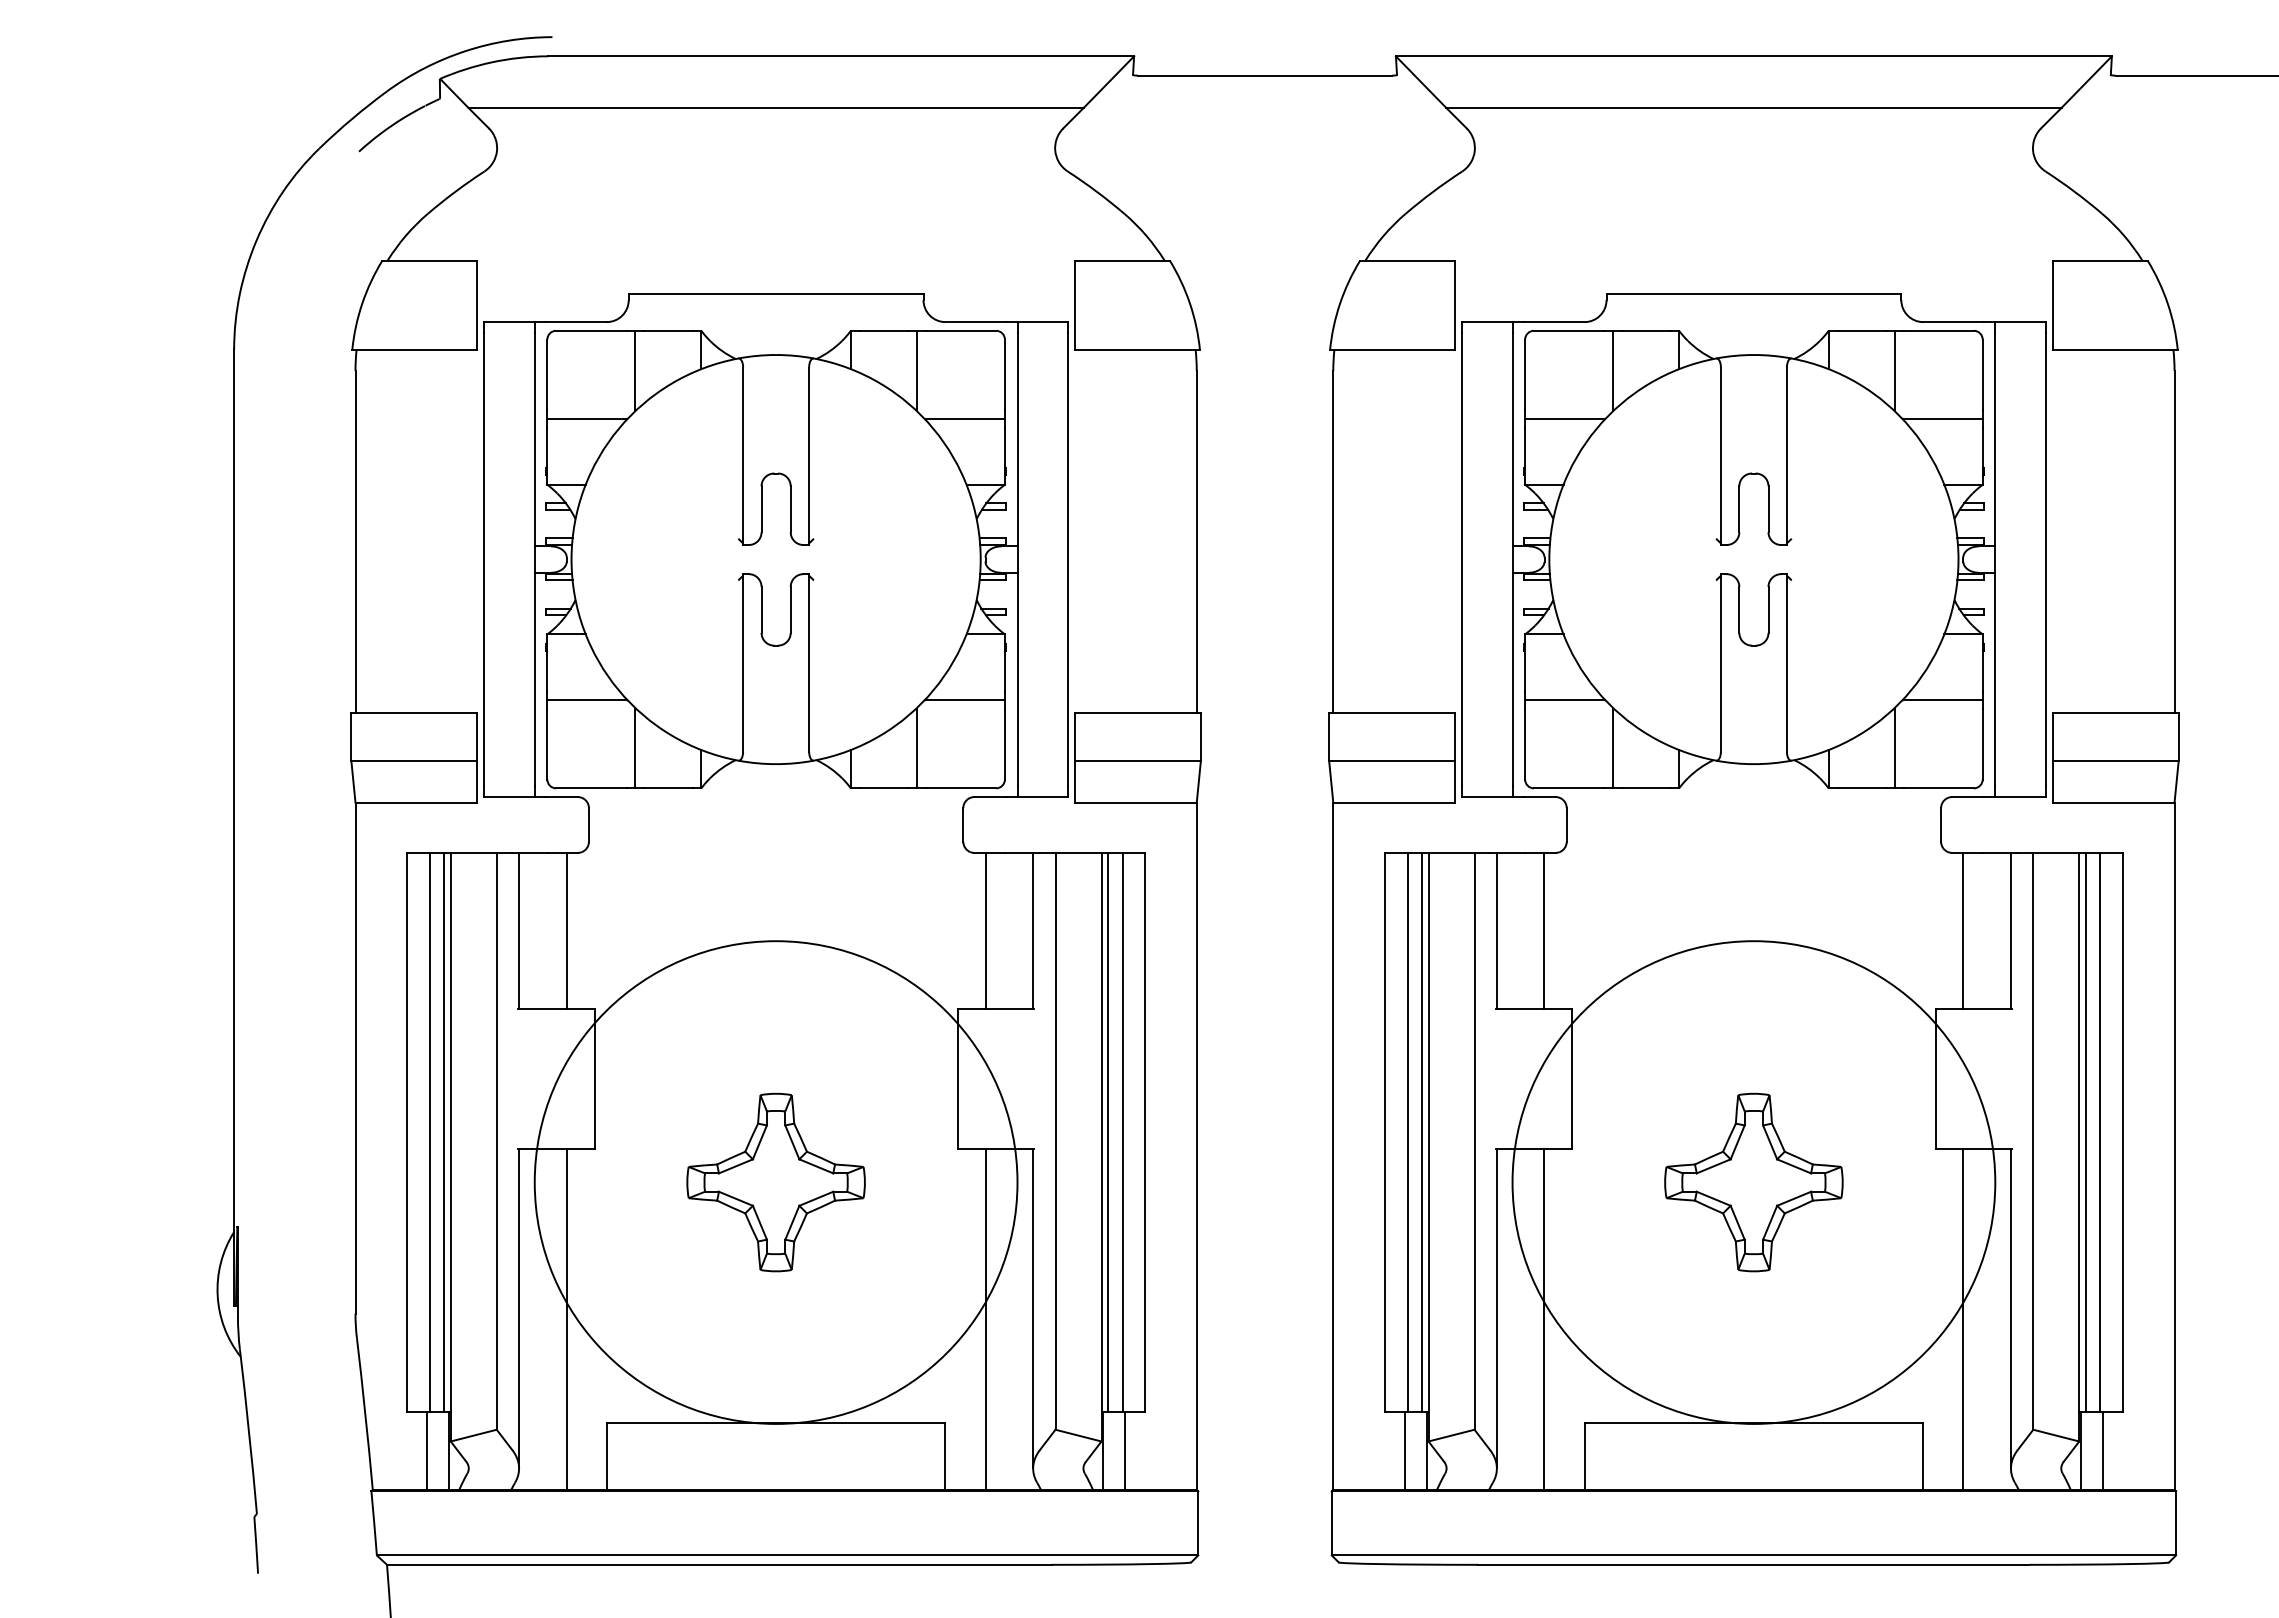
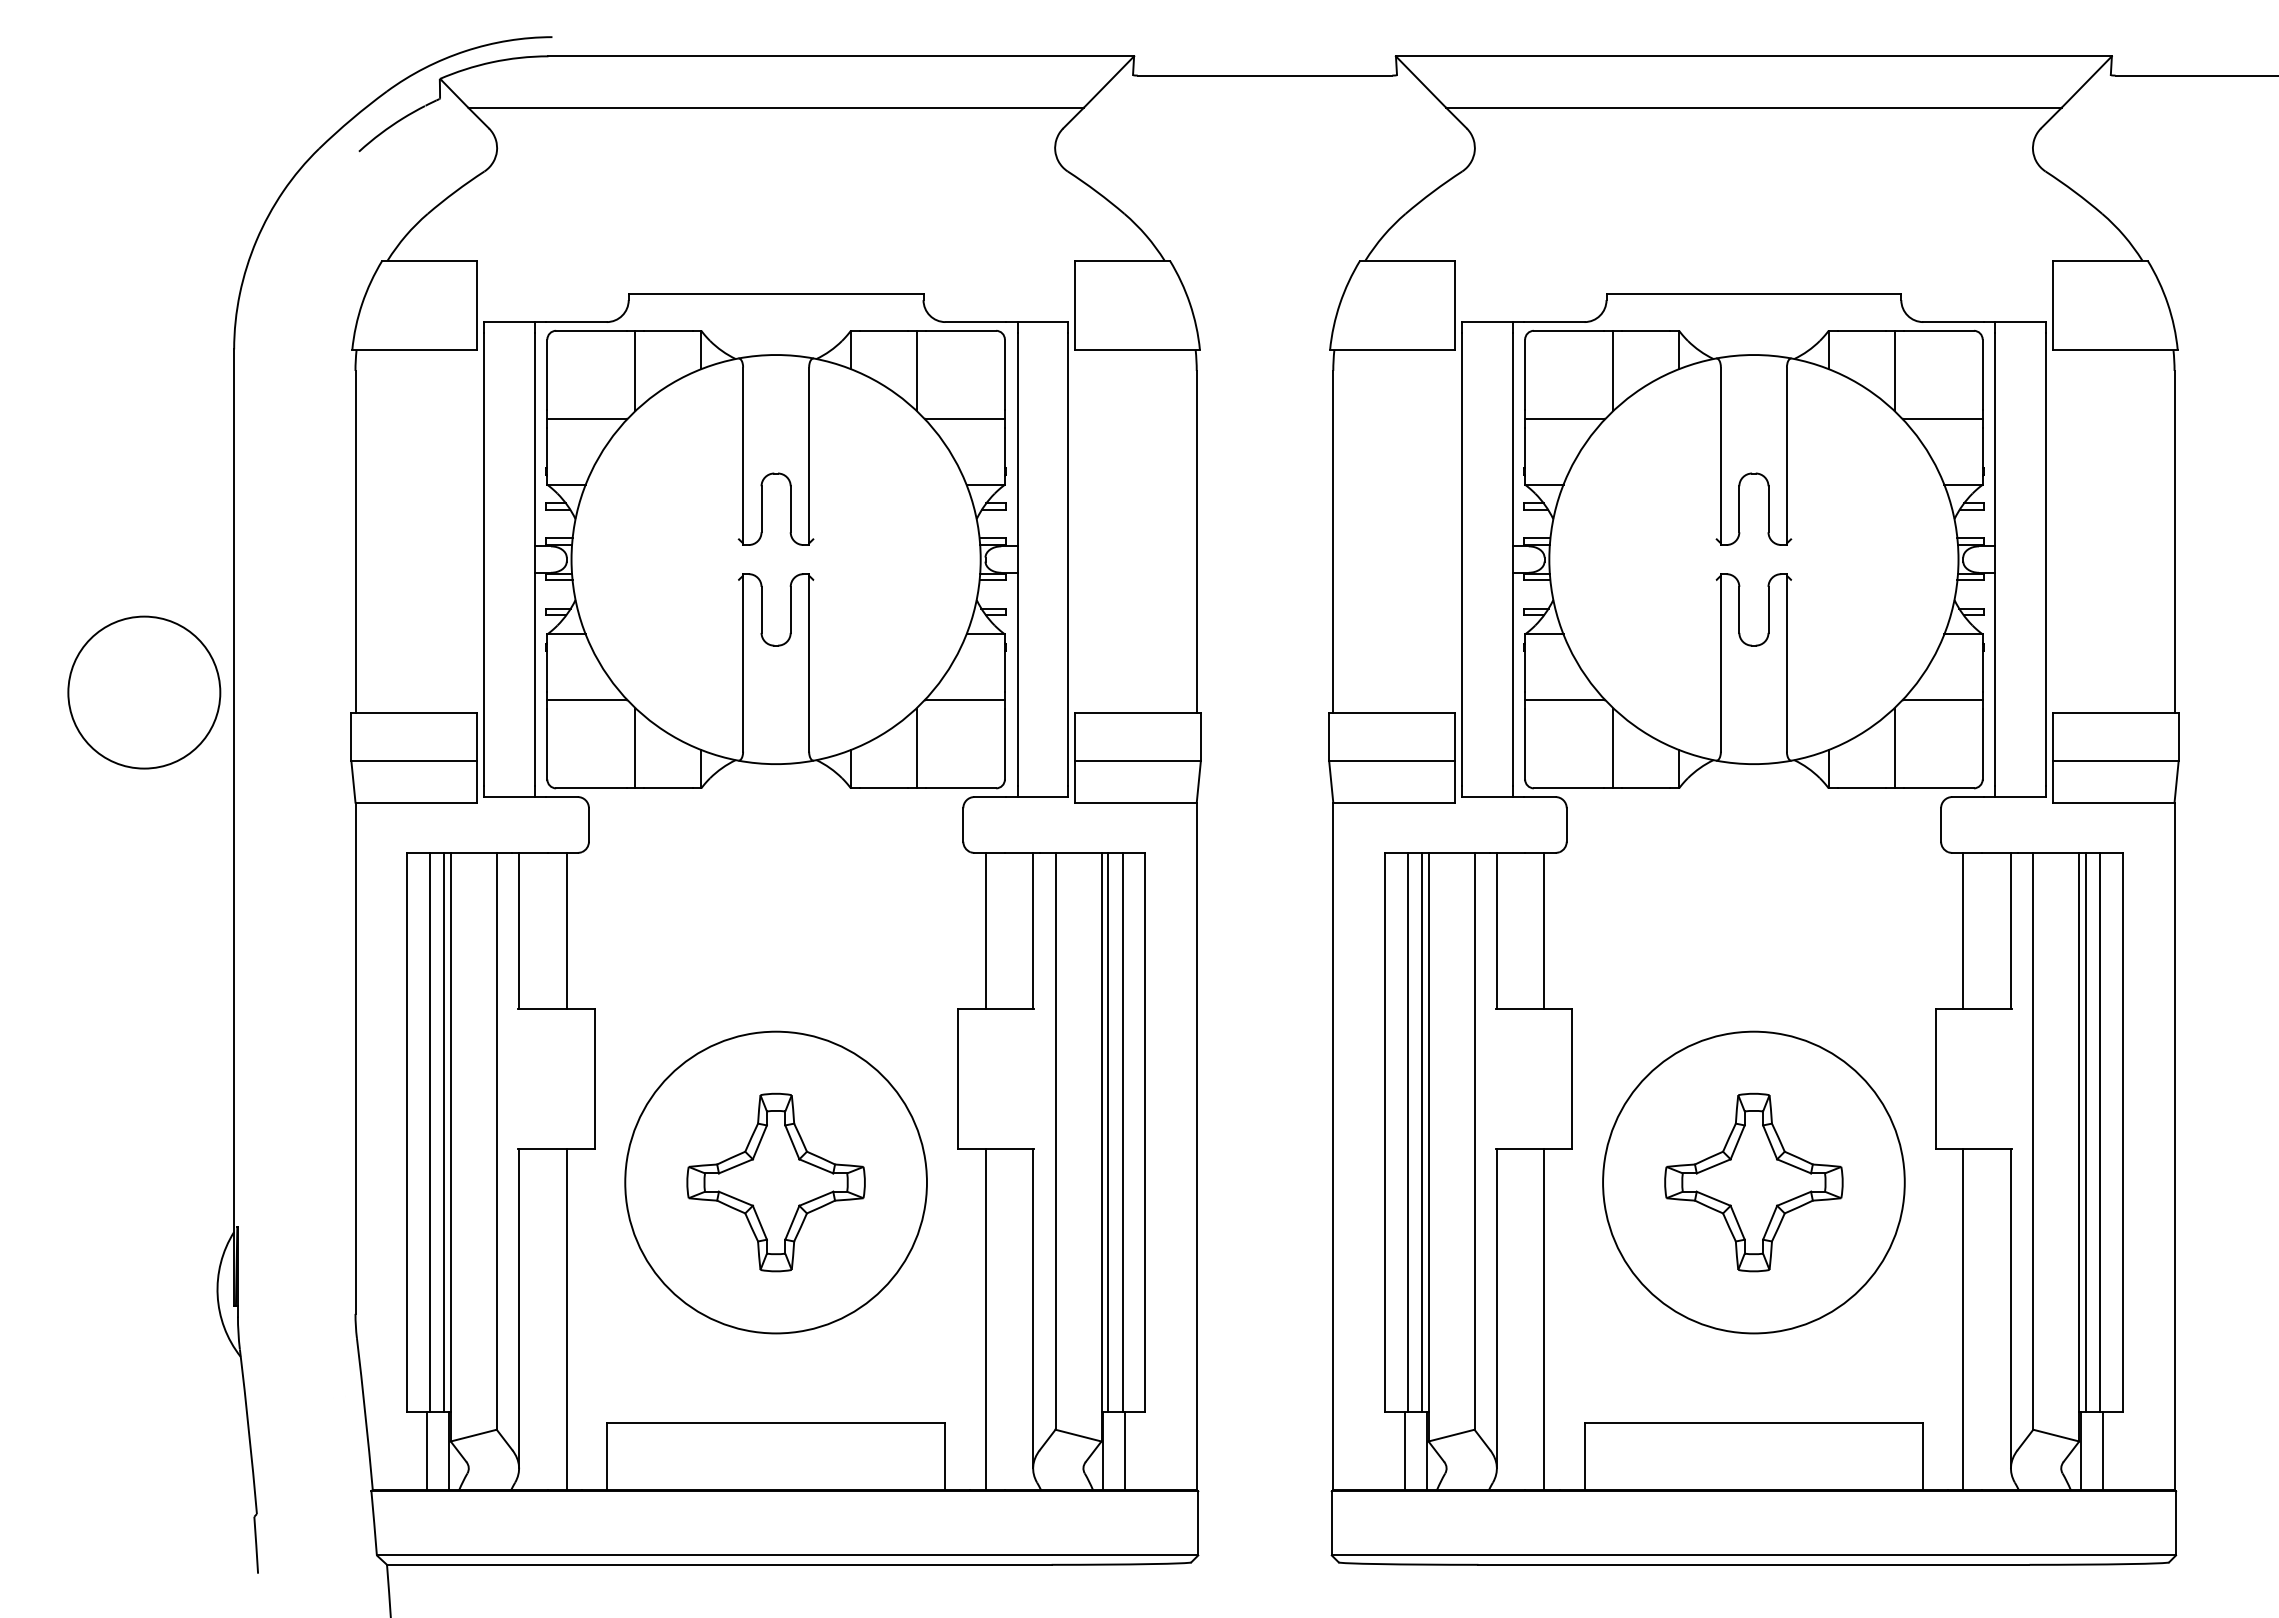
circle: none -> present (144, 692)
circle diameter: 483 px -> 302 px (775, 1182)
circle diameter: 483 px -> 302 px (1753, 1182)
